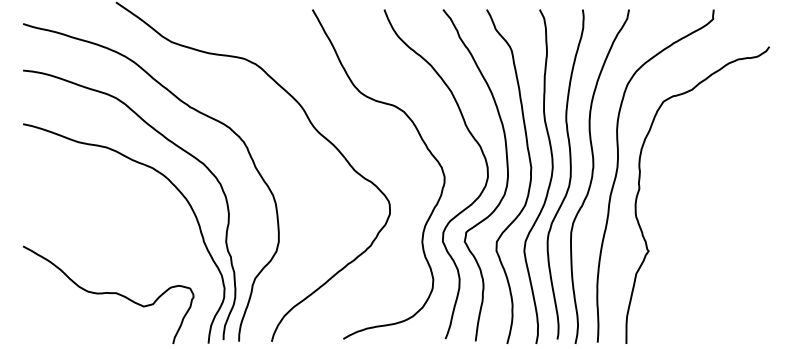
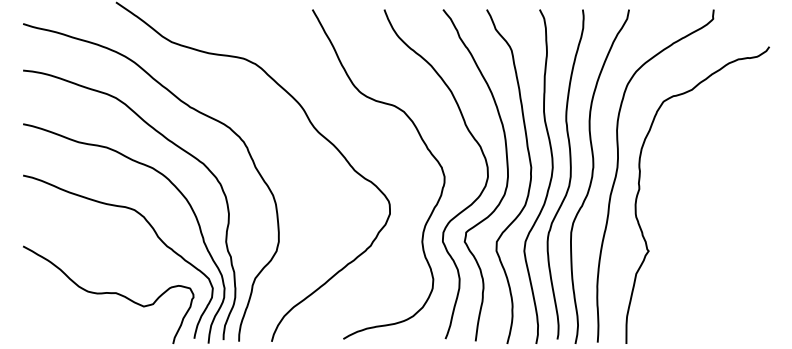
curve: none -> present (156, 236)
